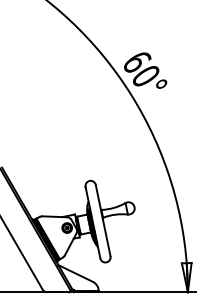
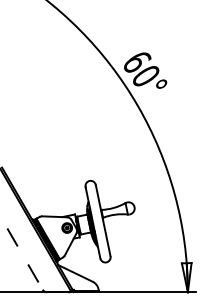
line: solid -> dashed (21, 253)
